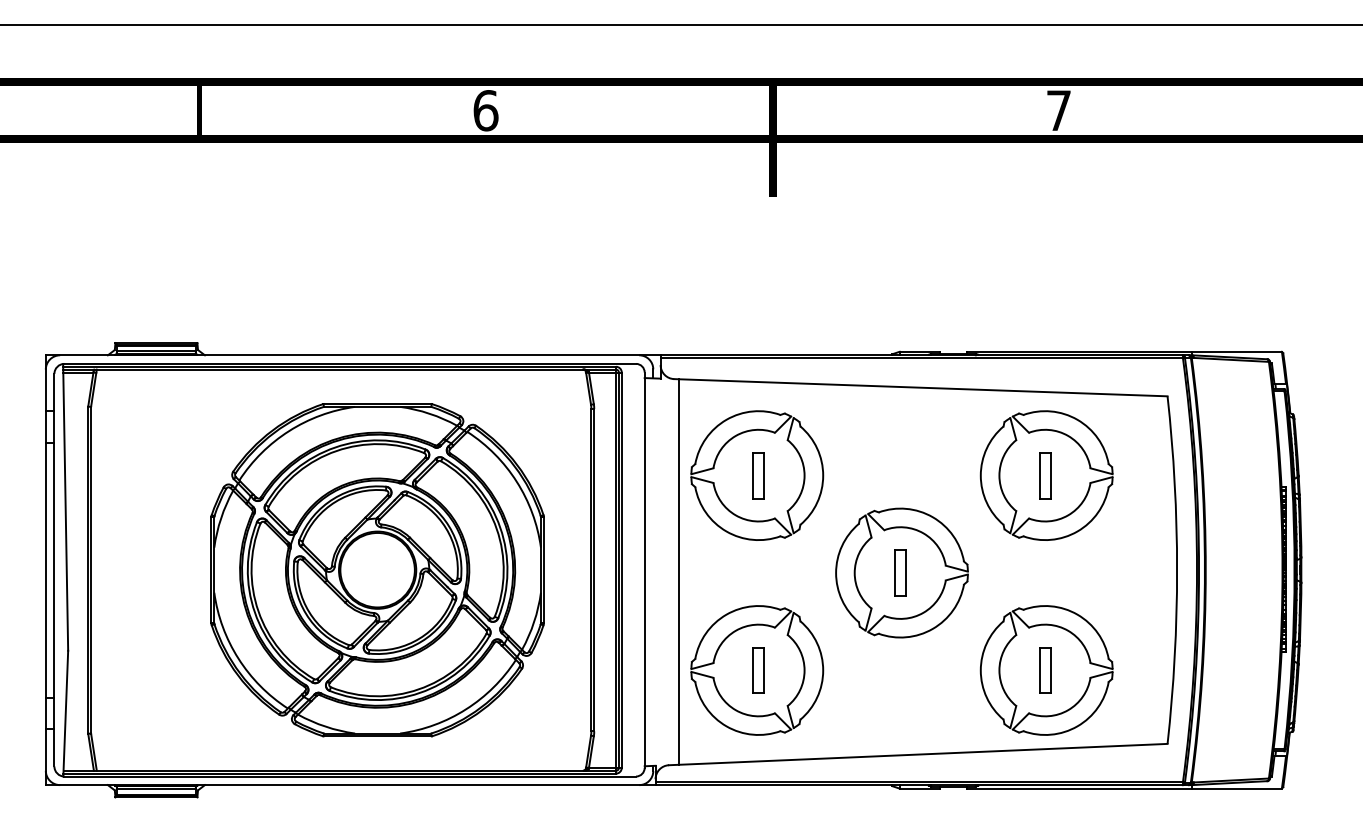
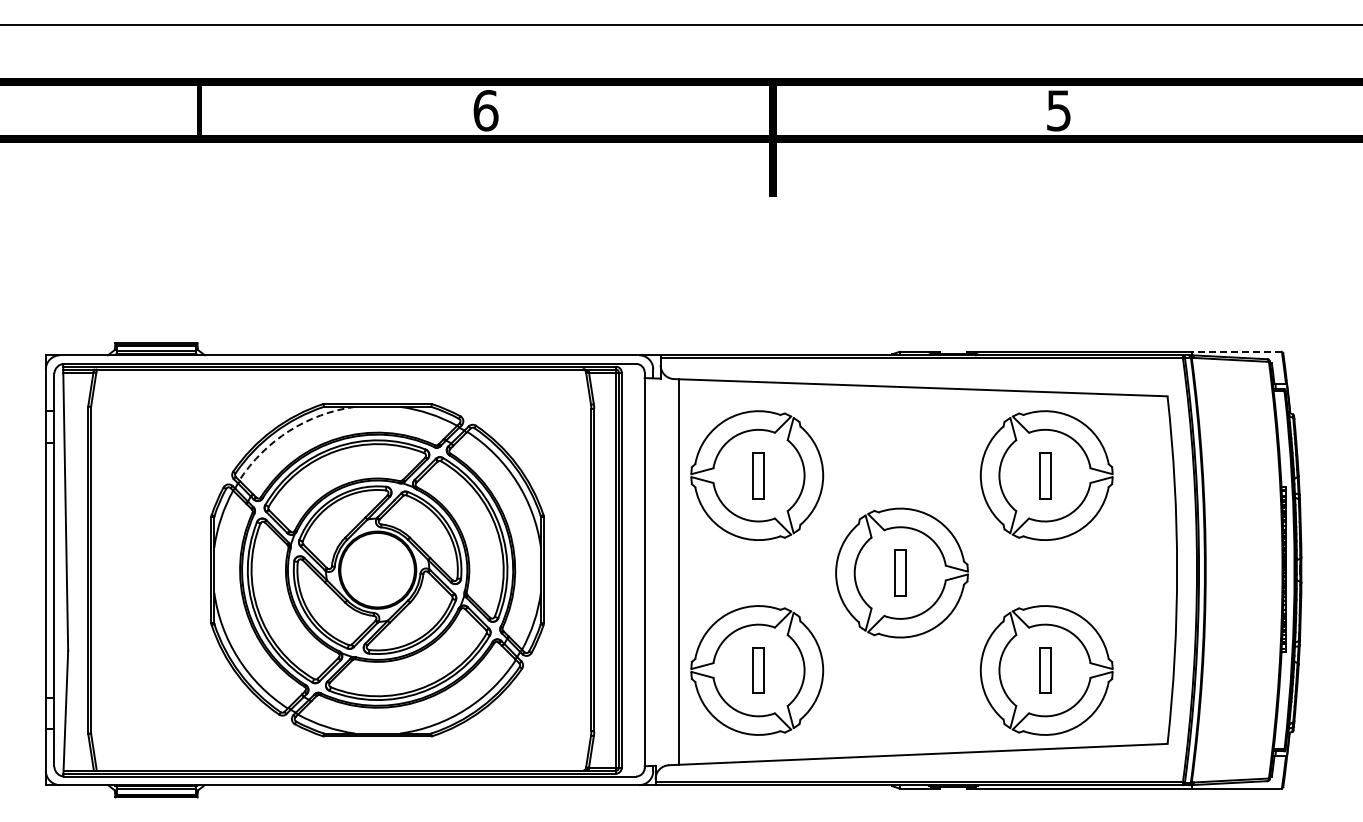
text: 7 -> 5 (1058, 110)
line: solid -> dashed (1236, 351)
arc: solid -> dashed (289, 431)
